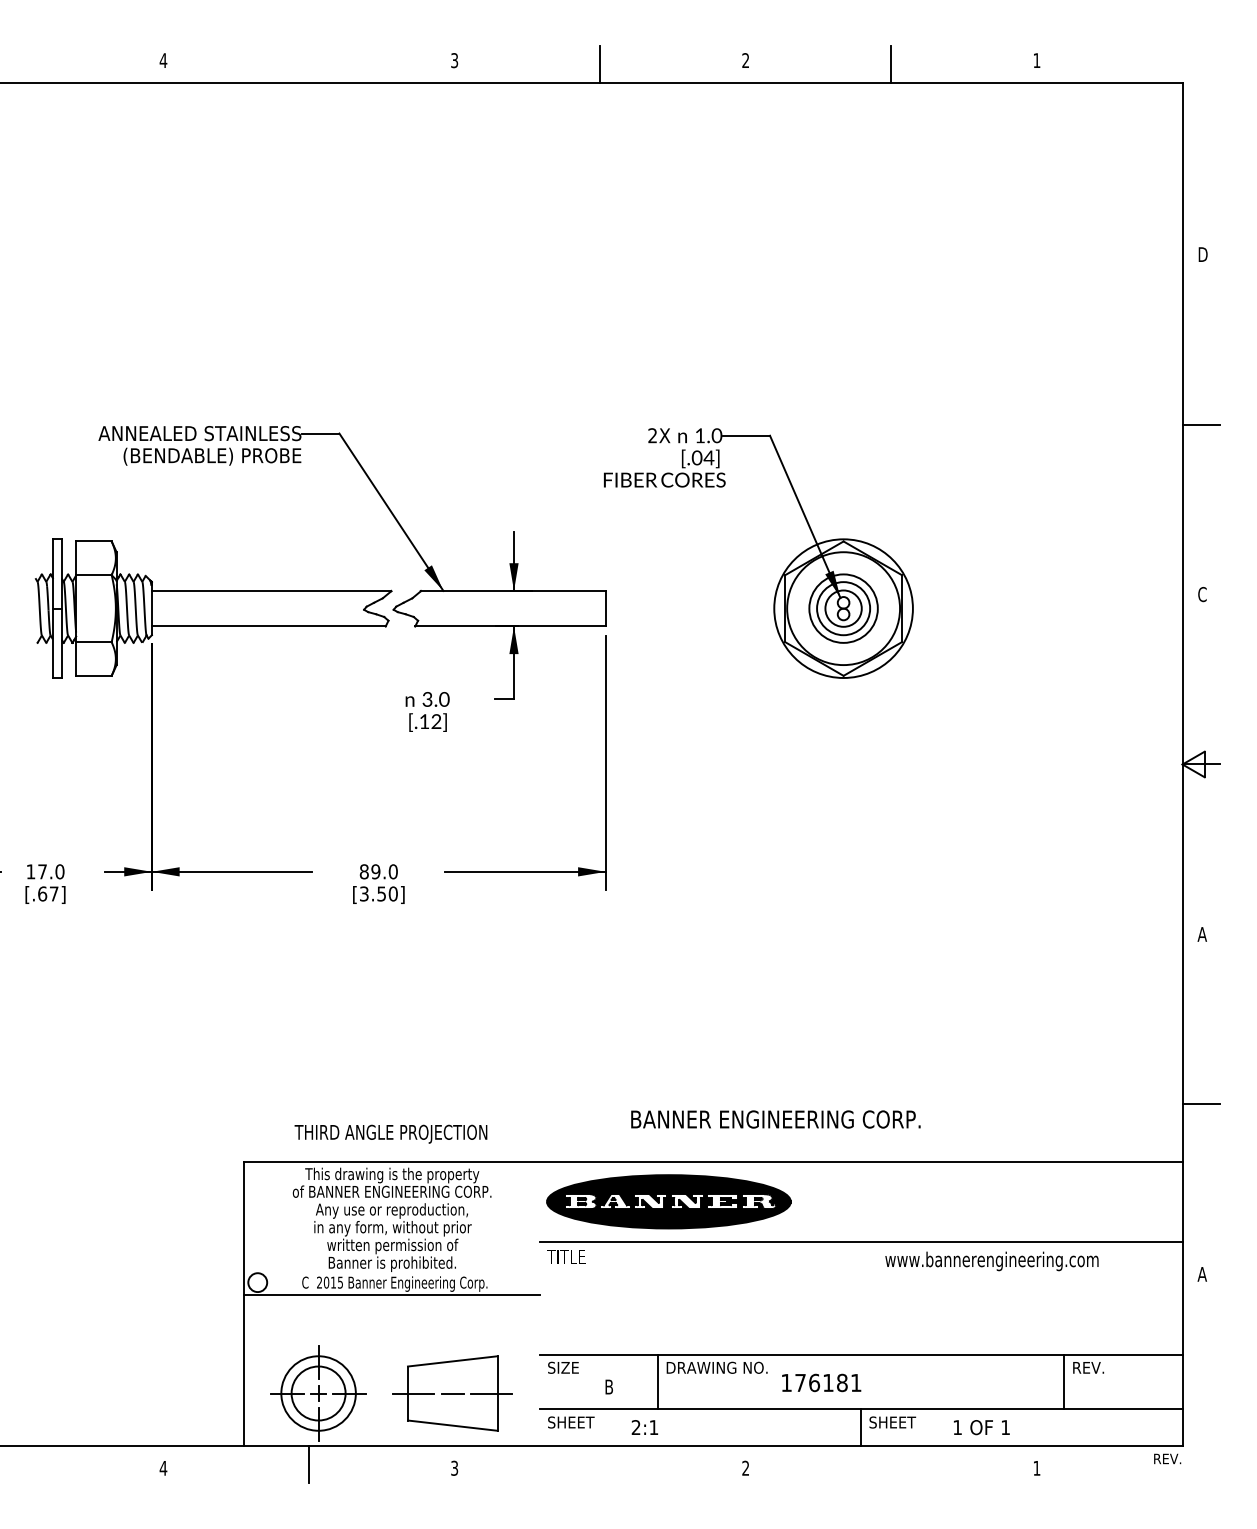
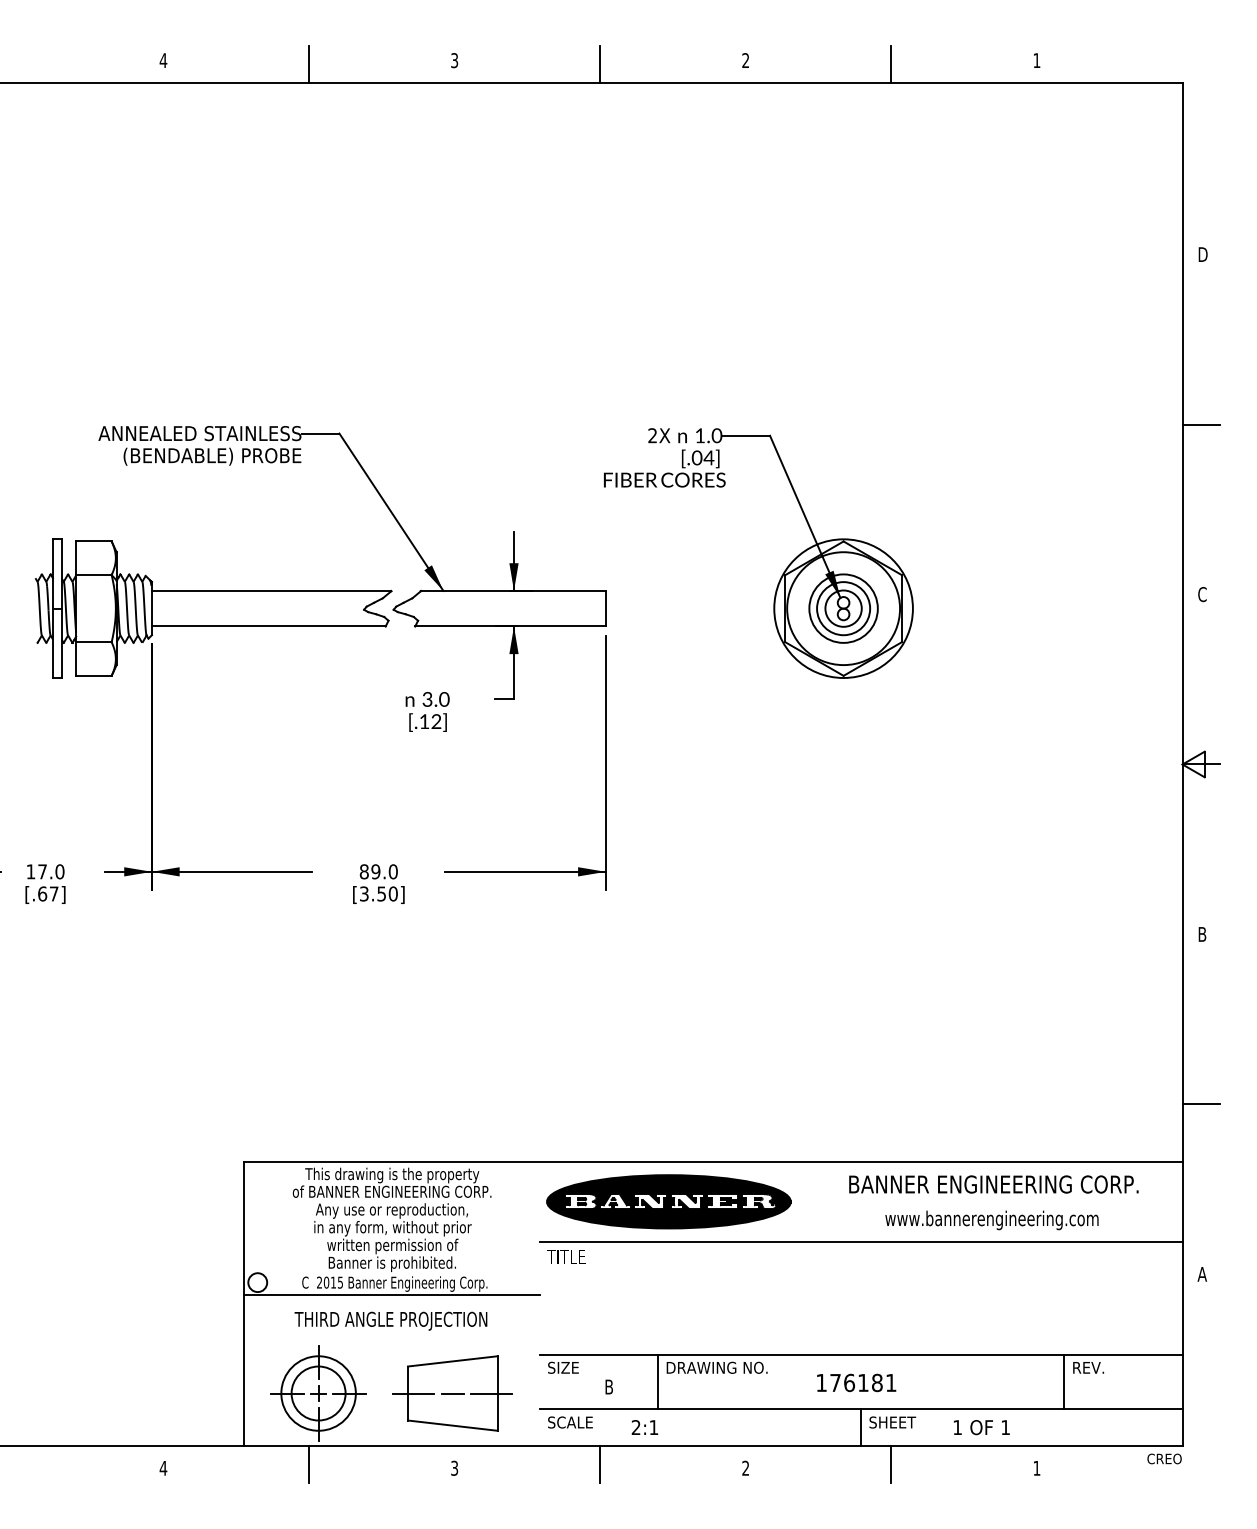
line: none -> present (309, 63)
text: A -> B (1201, 934)
text position: (775, 1119) -> (993, 1184) (993, 1184)
text position: (390, 1133) -> (390, 1320) (390, 1320)
text position: (991, 1261) -> (991, 1220) (991, 1220)
text position: (821, 1382) -> (856, 1382) (856, 1382)
text: SHEET -> SCALE (575, 1422)
text: REV. -> CREO (1164, 1458)
line: none -> present (600, 1464)
line: none -> present (891, 1464)
